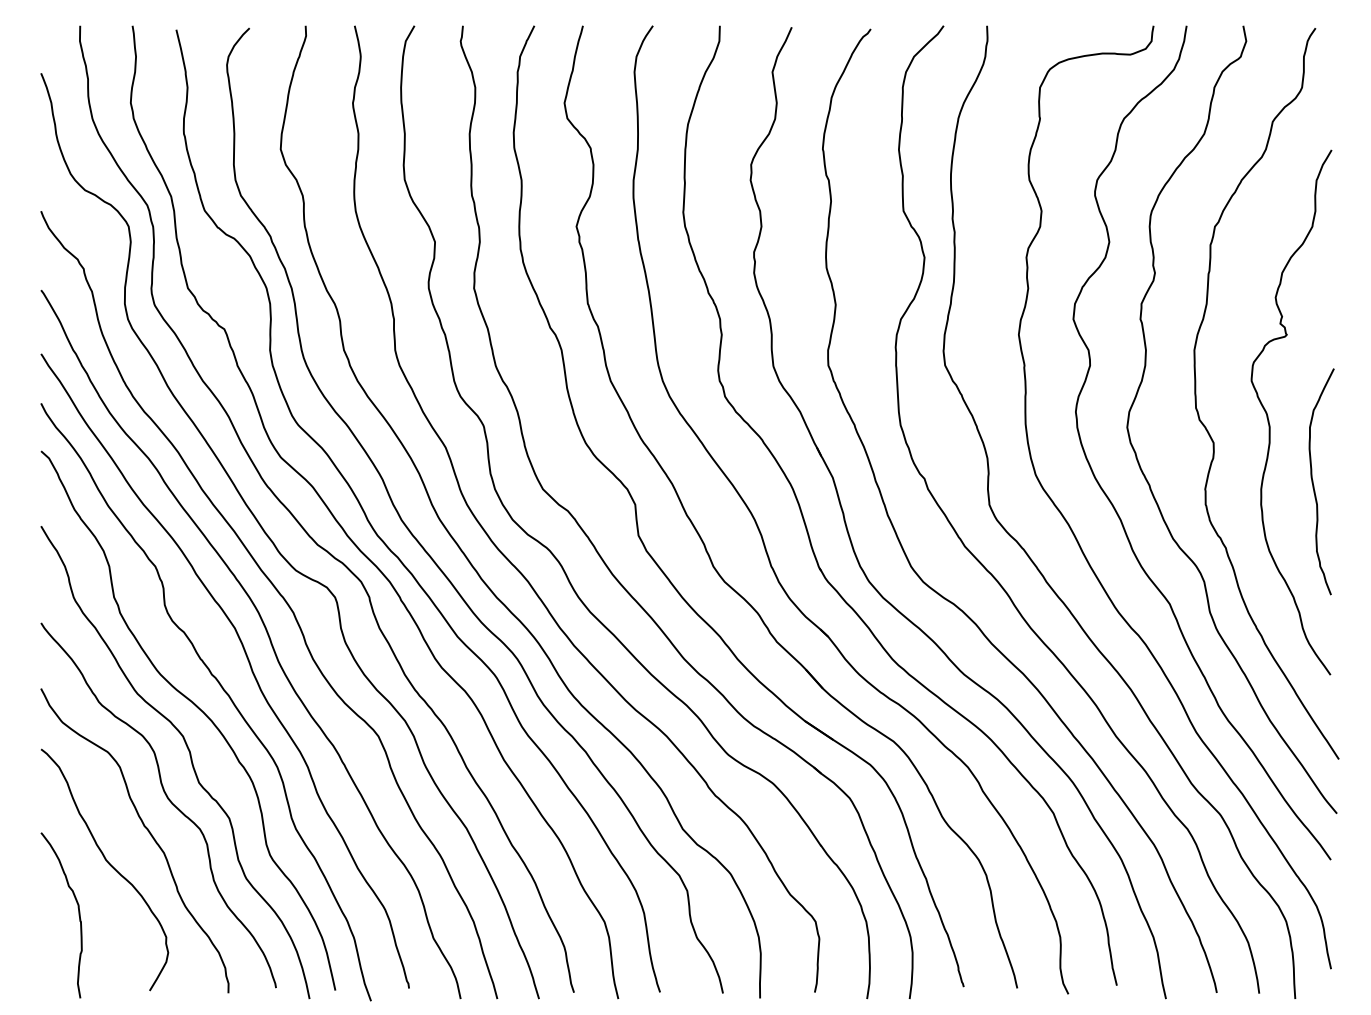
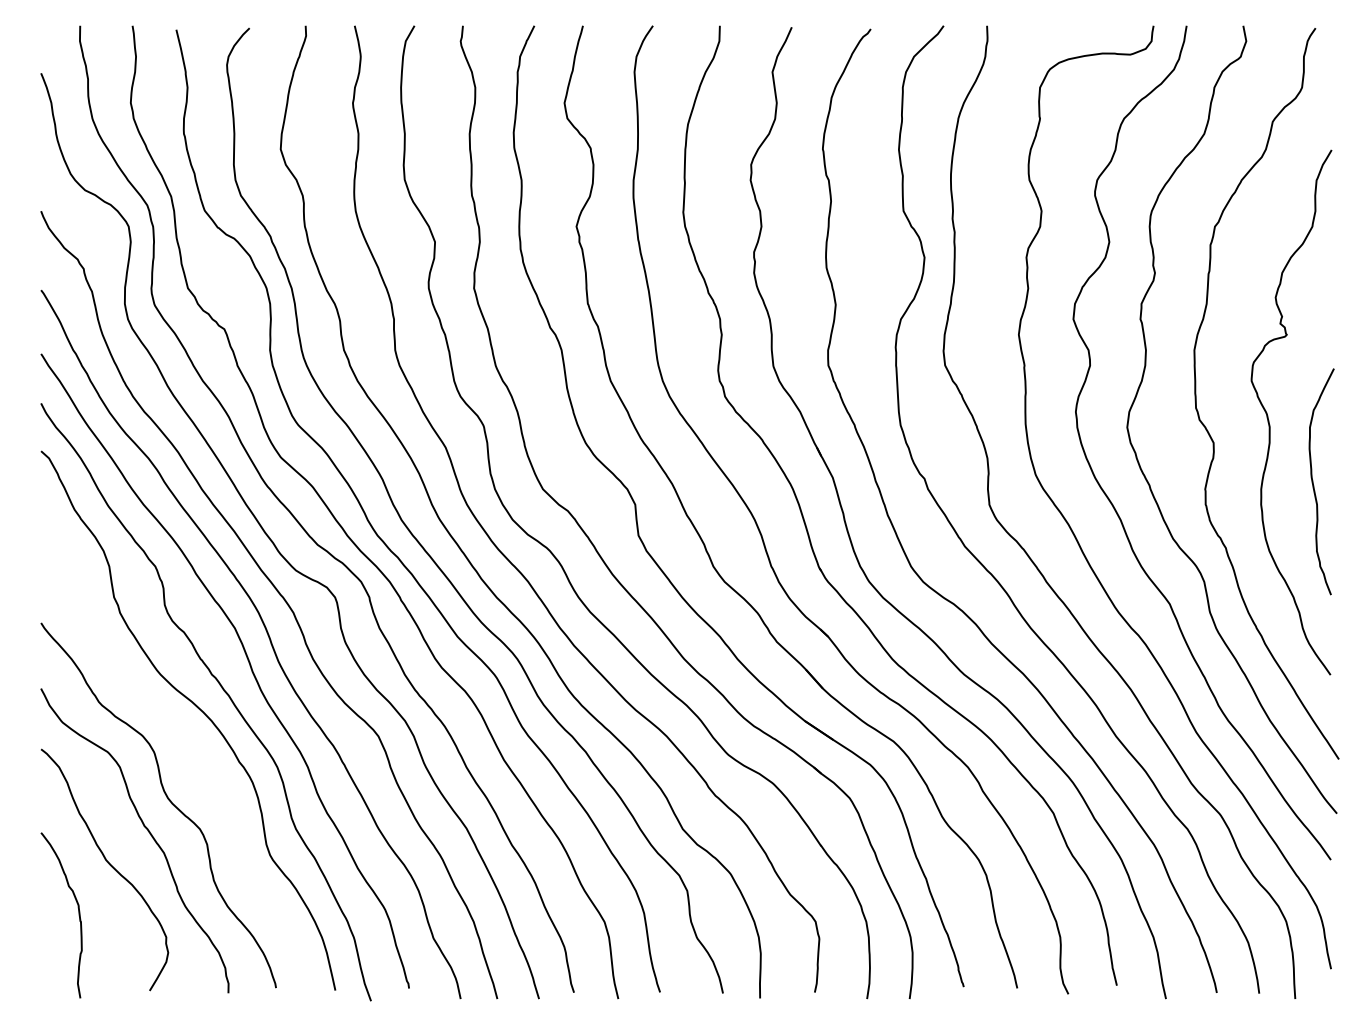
curve: present -> none (190, 760)
